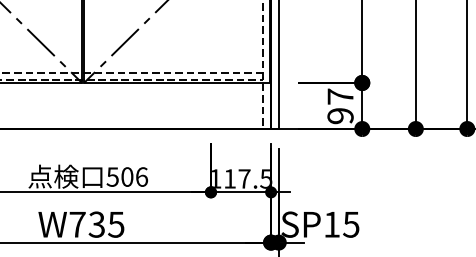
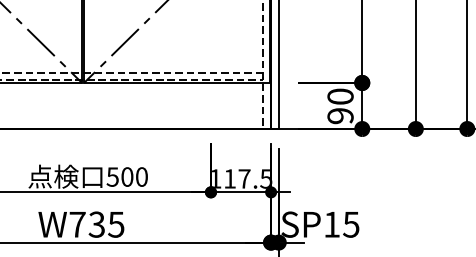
text: 97 -> 90 (340, 96)
text: 506 -> 500 (142, 176)
